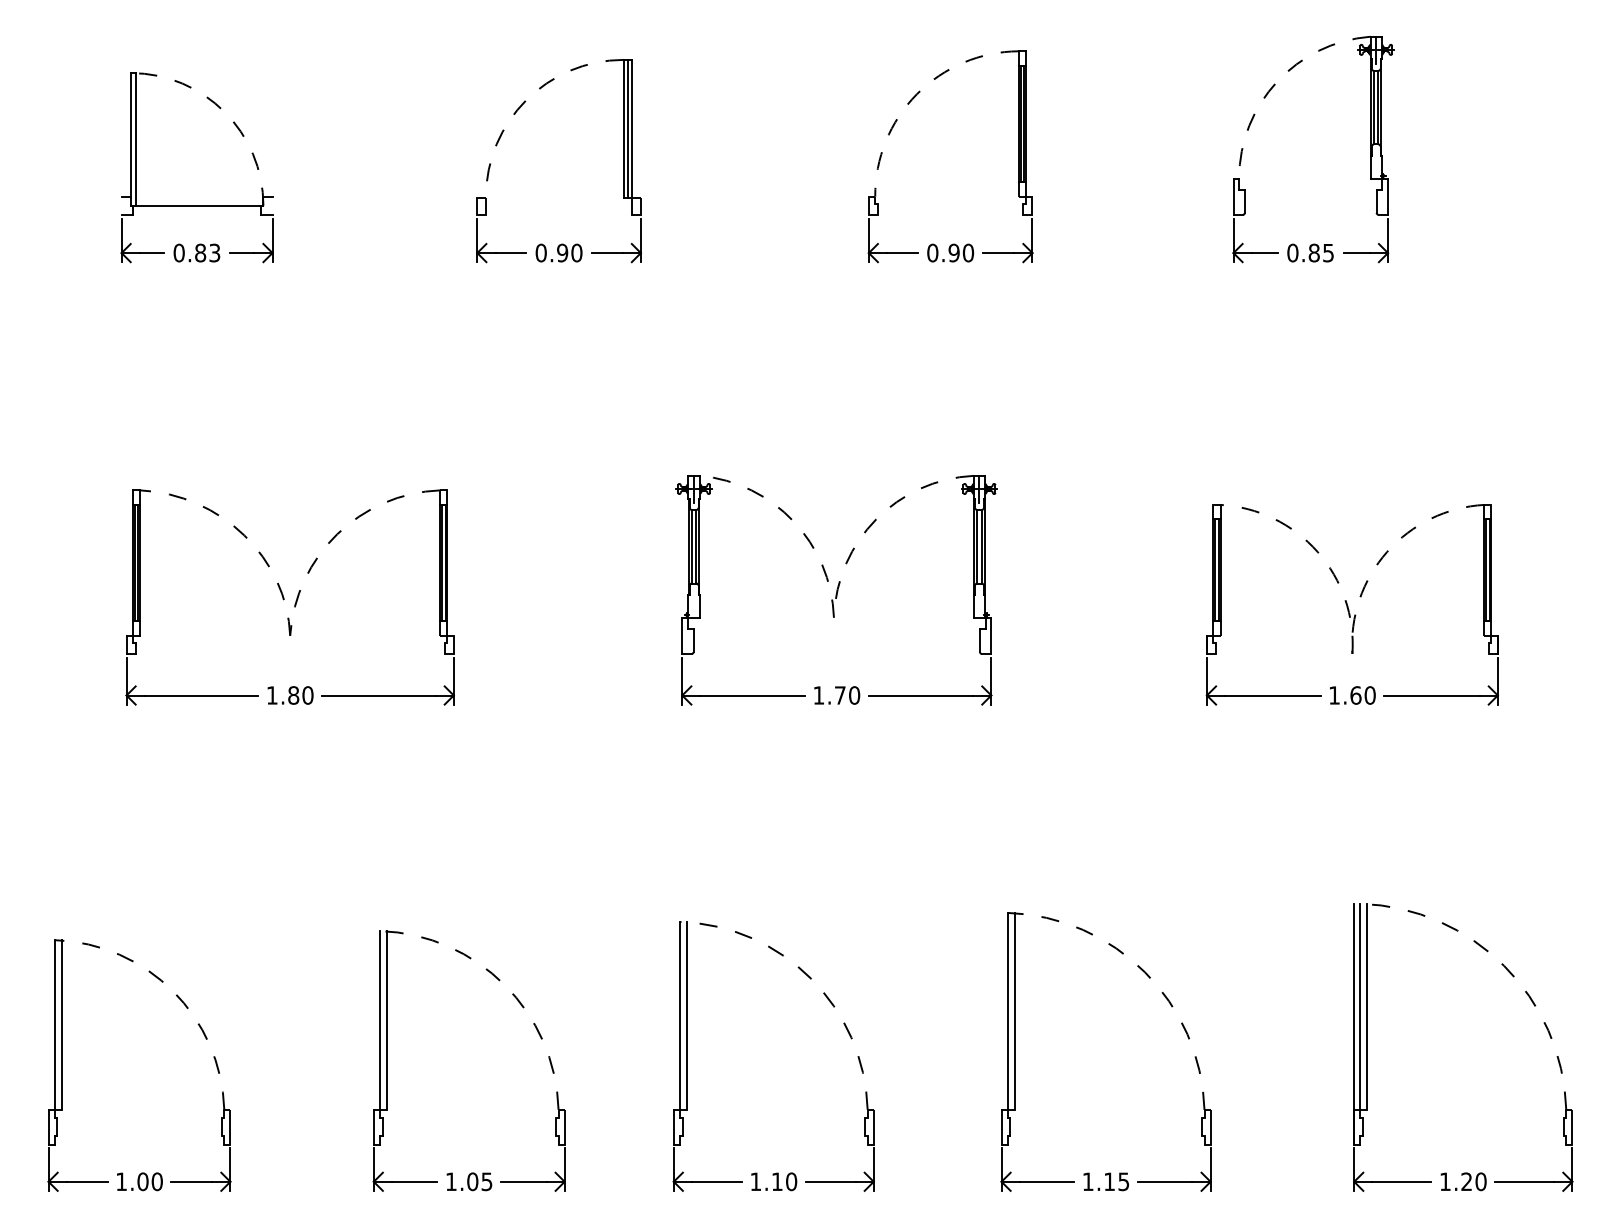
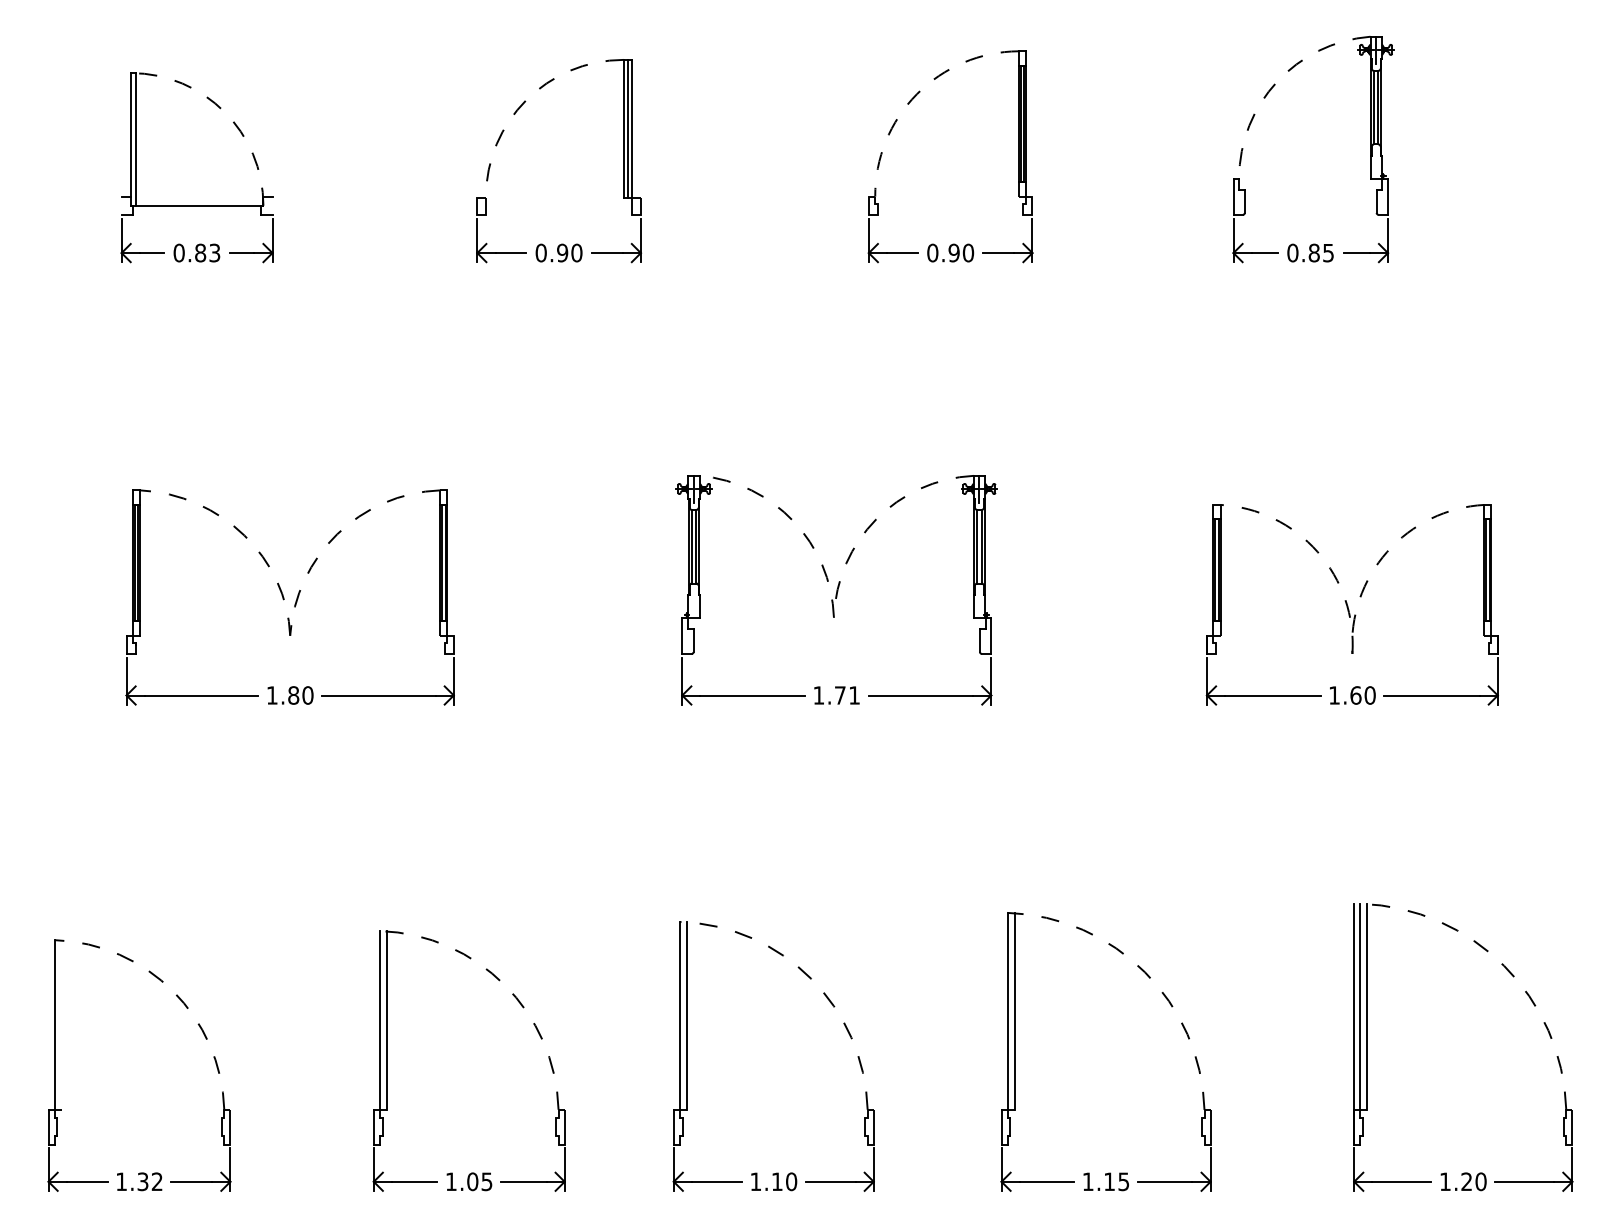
text: 1.70 -> 1.71 (854, 695)
line: present -> none (61, 1024)
text: 1.00 -> 1.32 (149, 1181)
